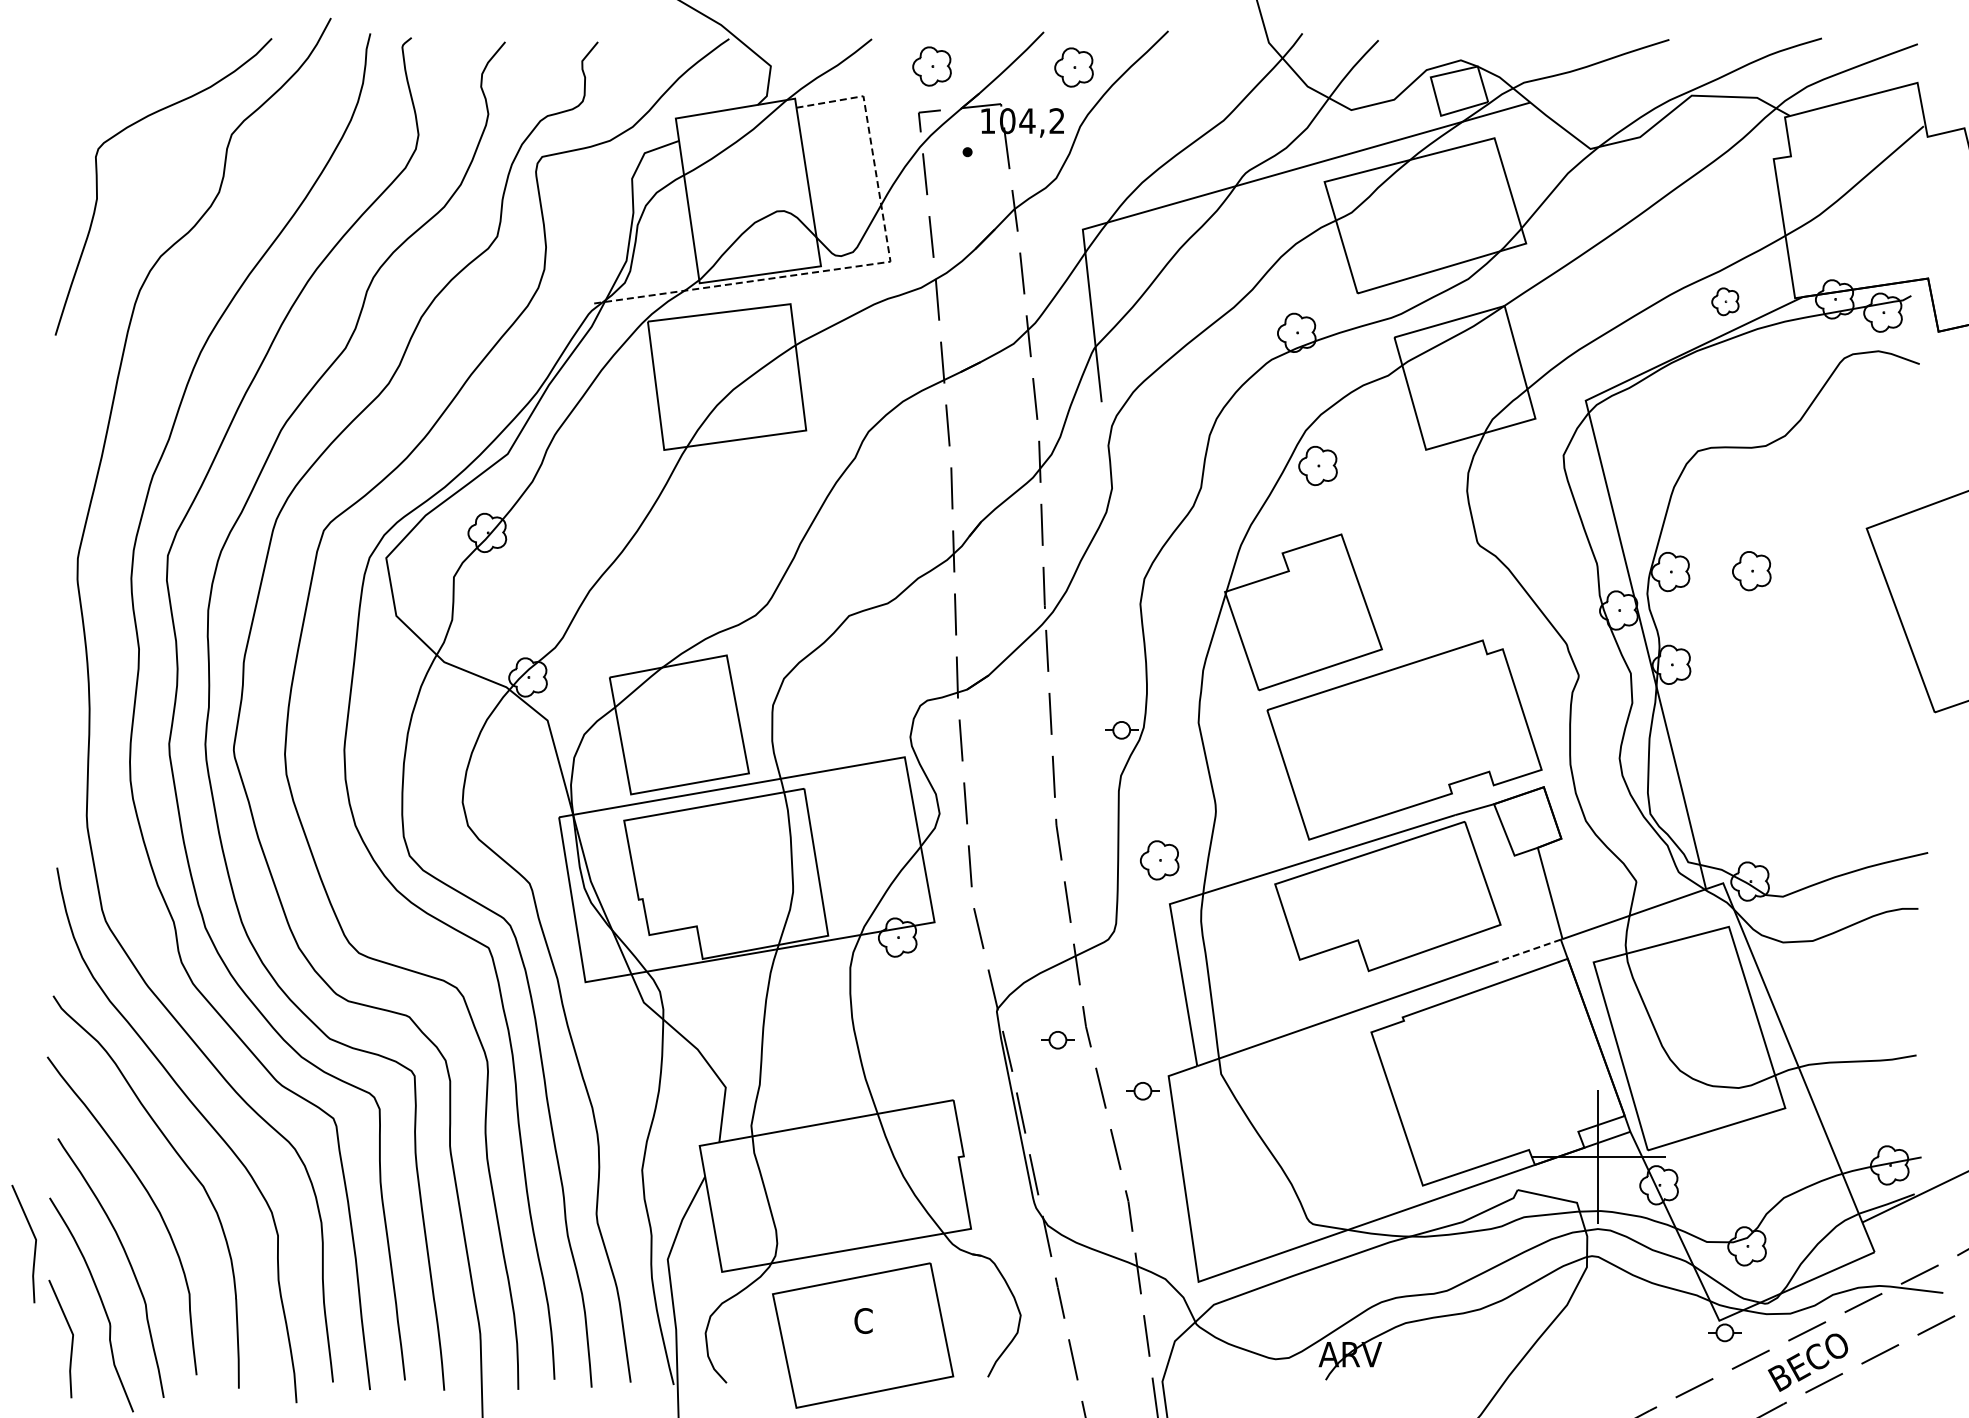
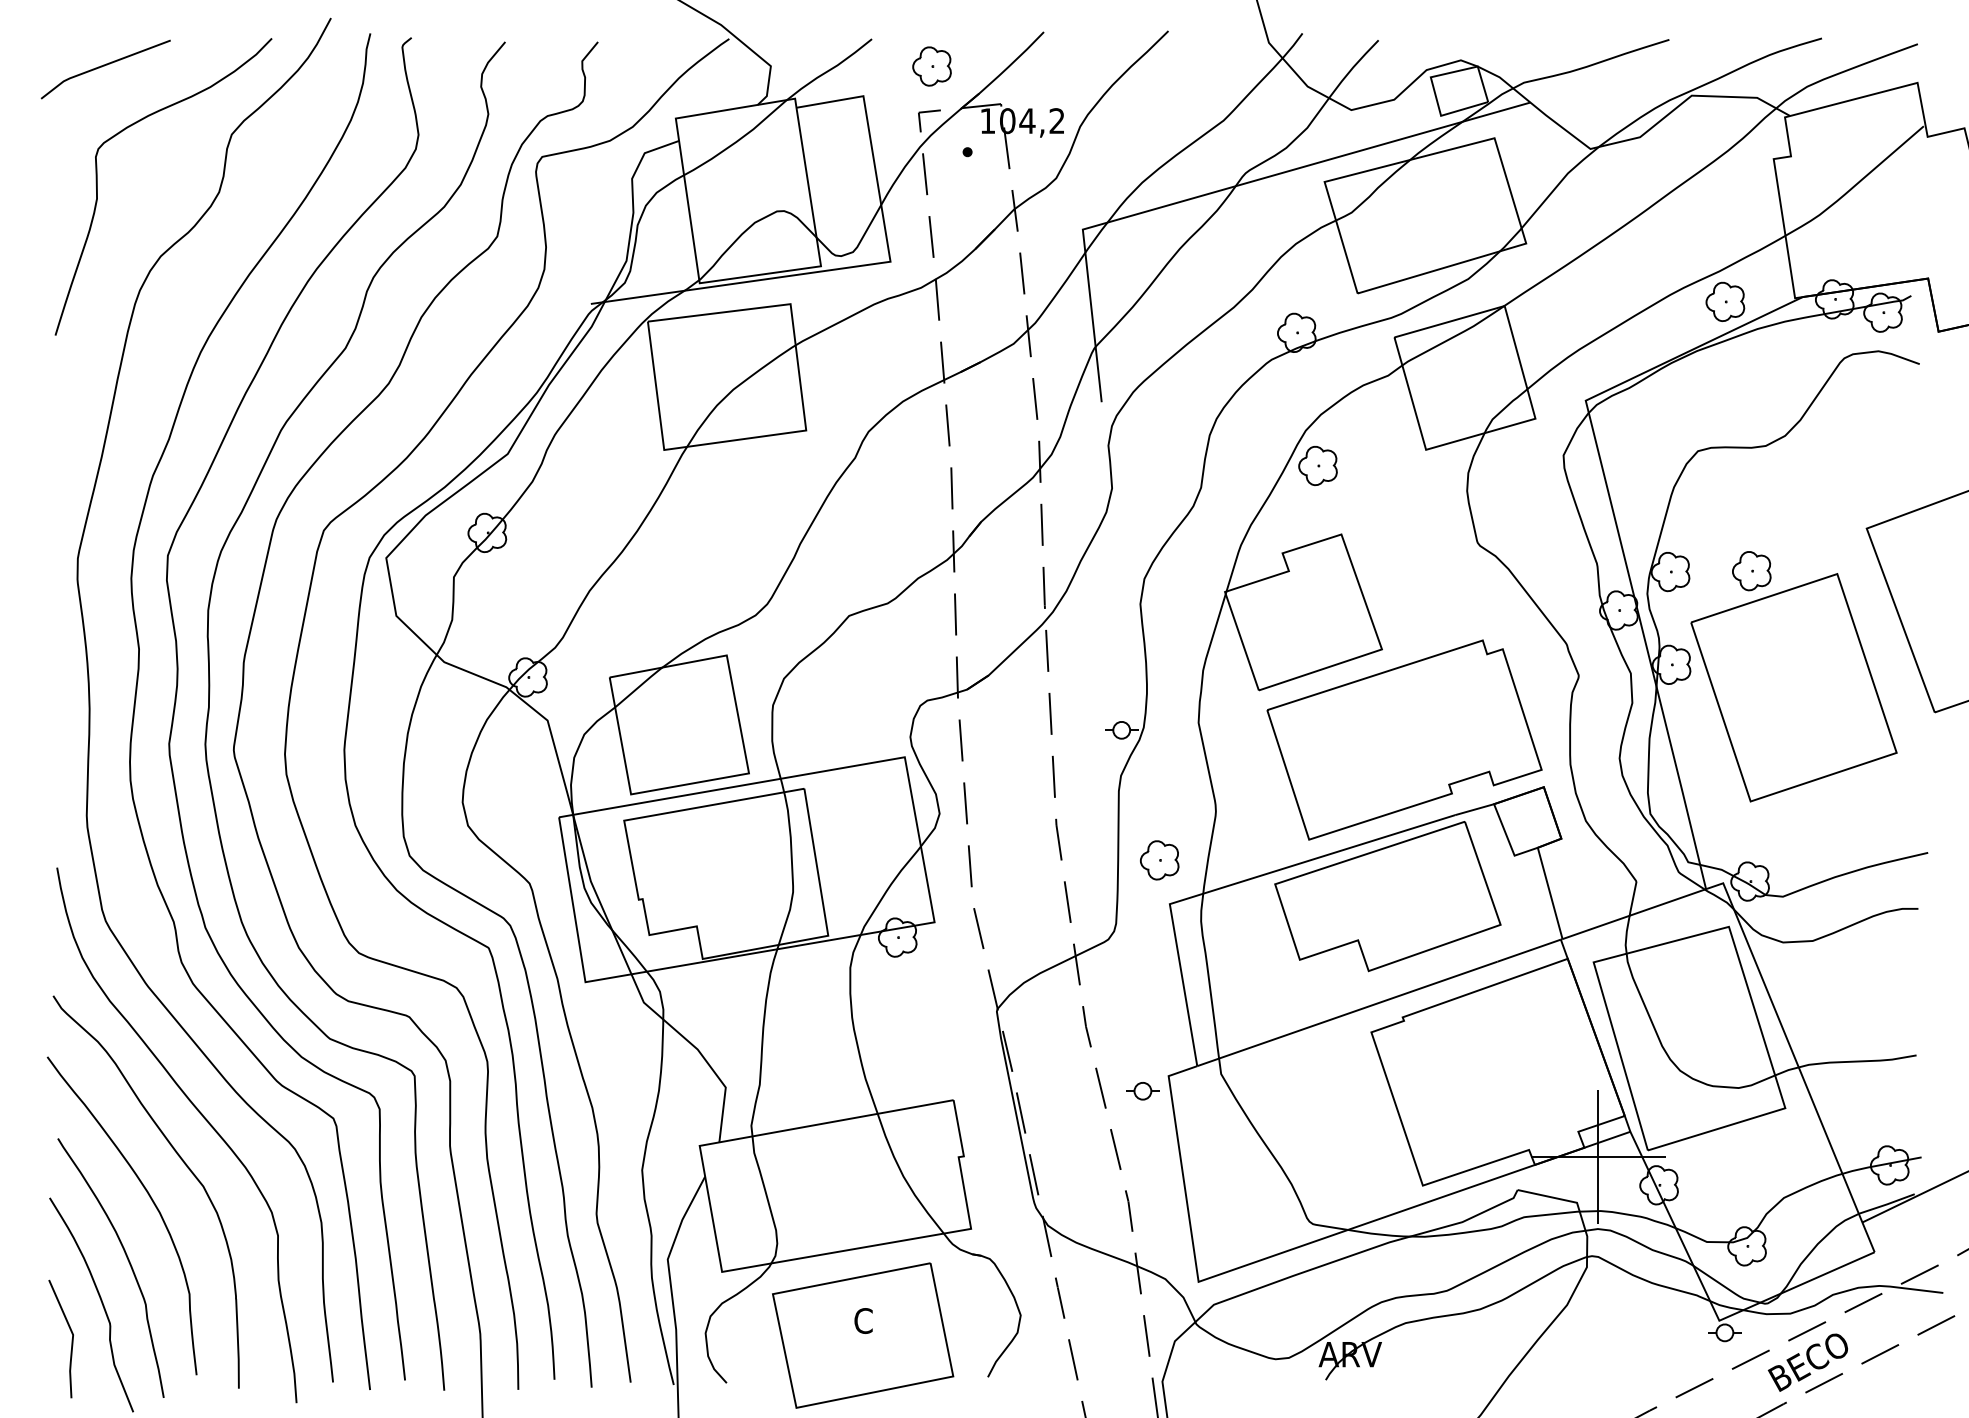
line: none -> present (104, 66)
part: present -> none (1073, 67)
line: dashed -> solid (857, 266)
part size: 29x30 px -> 41x41 px (1725, 301)
part: none -> present (1793, 687)
line: dashed -> solid (1529, 950)
part: present -> none (1057, 1040)
curve: present -> none (34, 1244)
